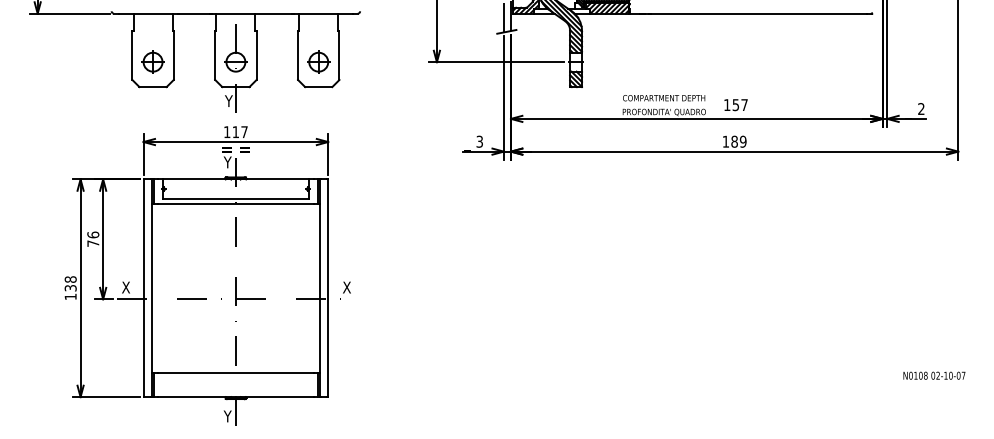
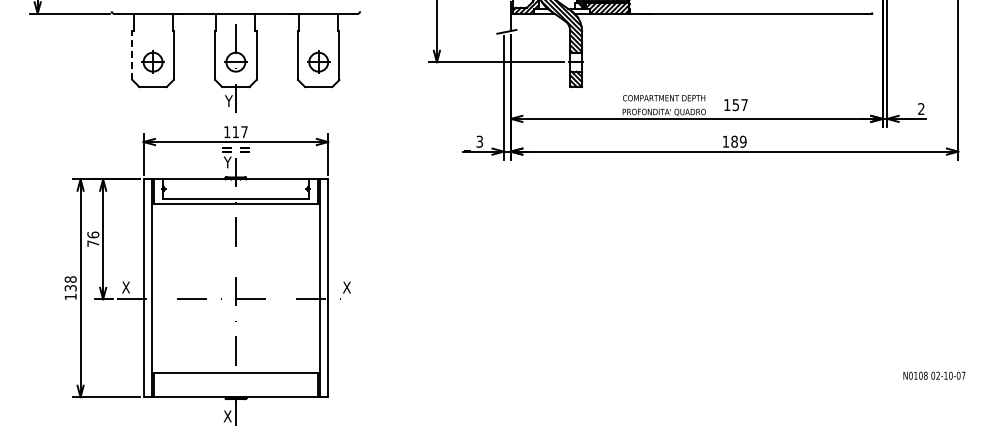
line: present -> none (503, 17)
line: solid -> dashed (132, 55)
text: Y -> X (227, 416)
